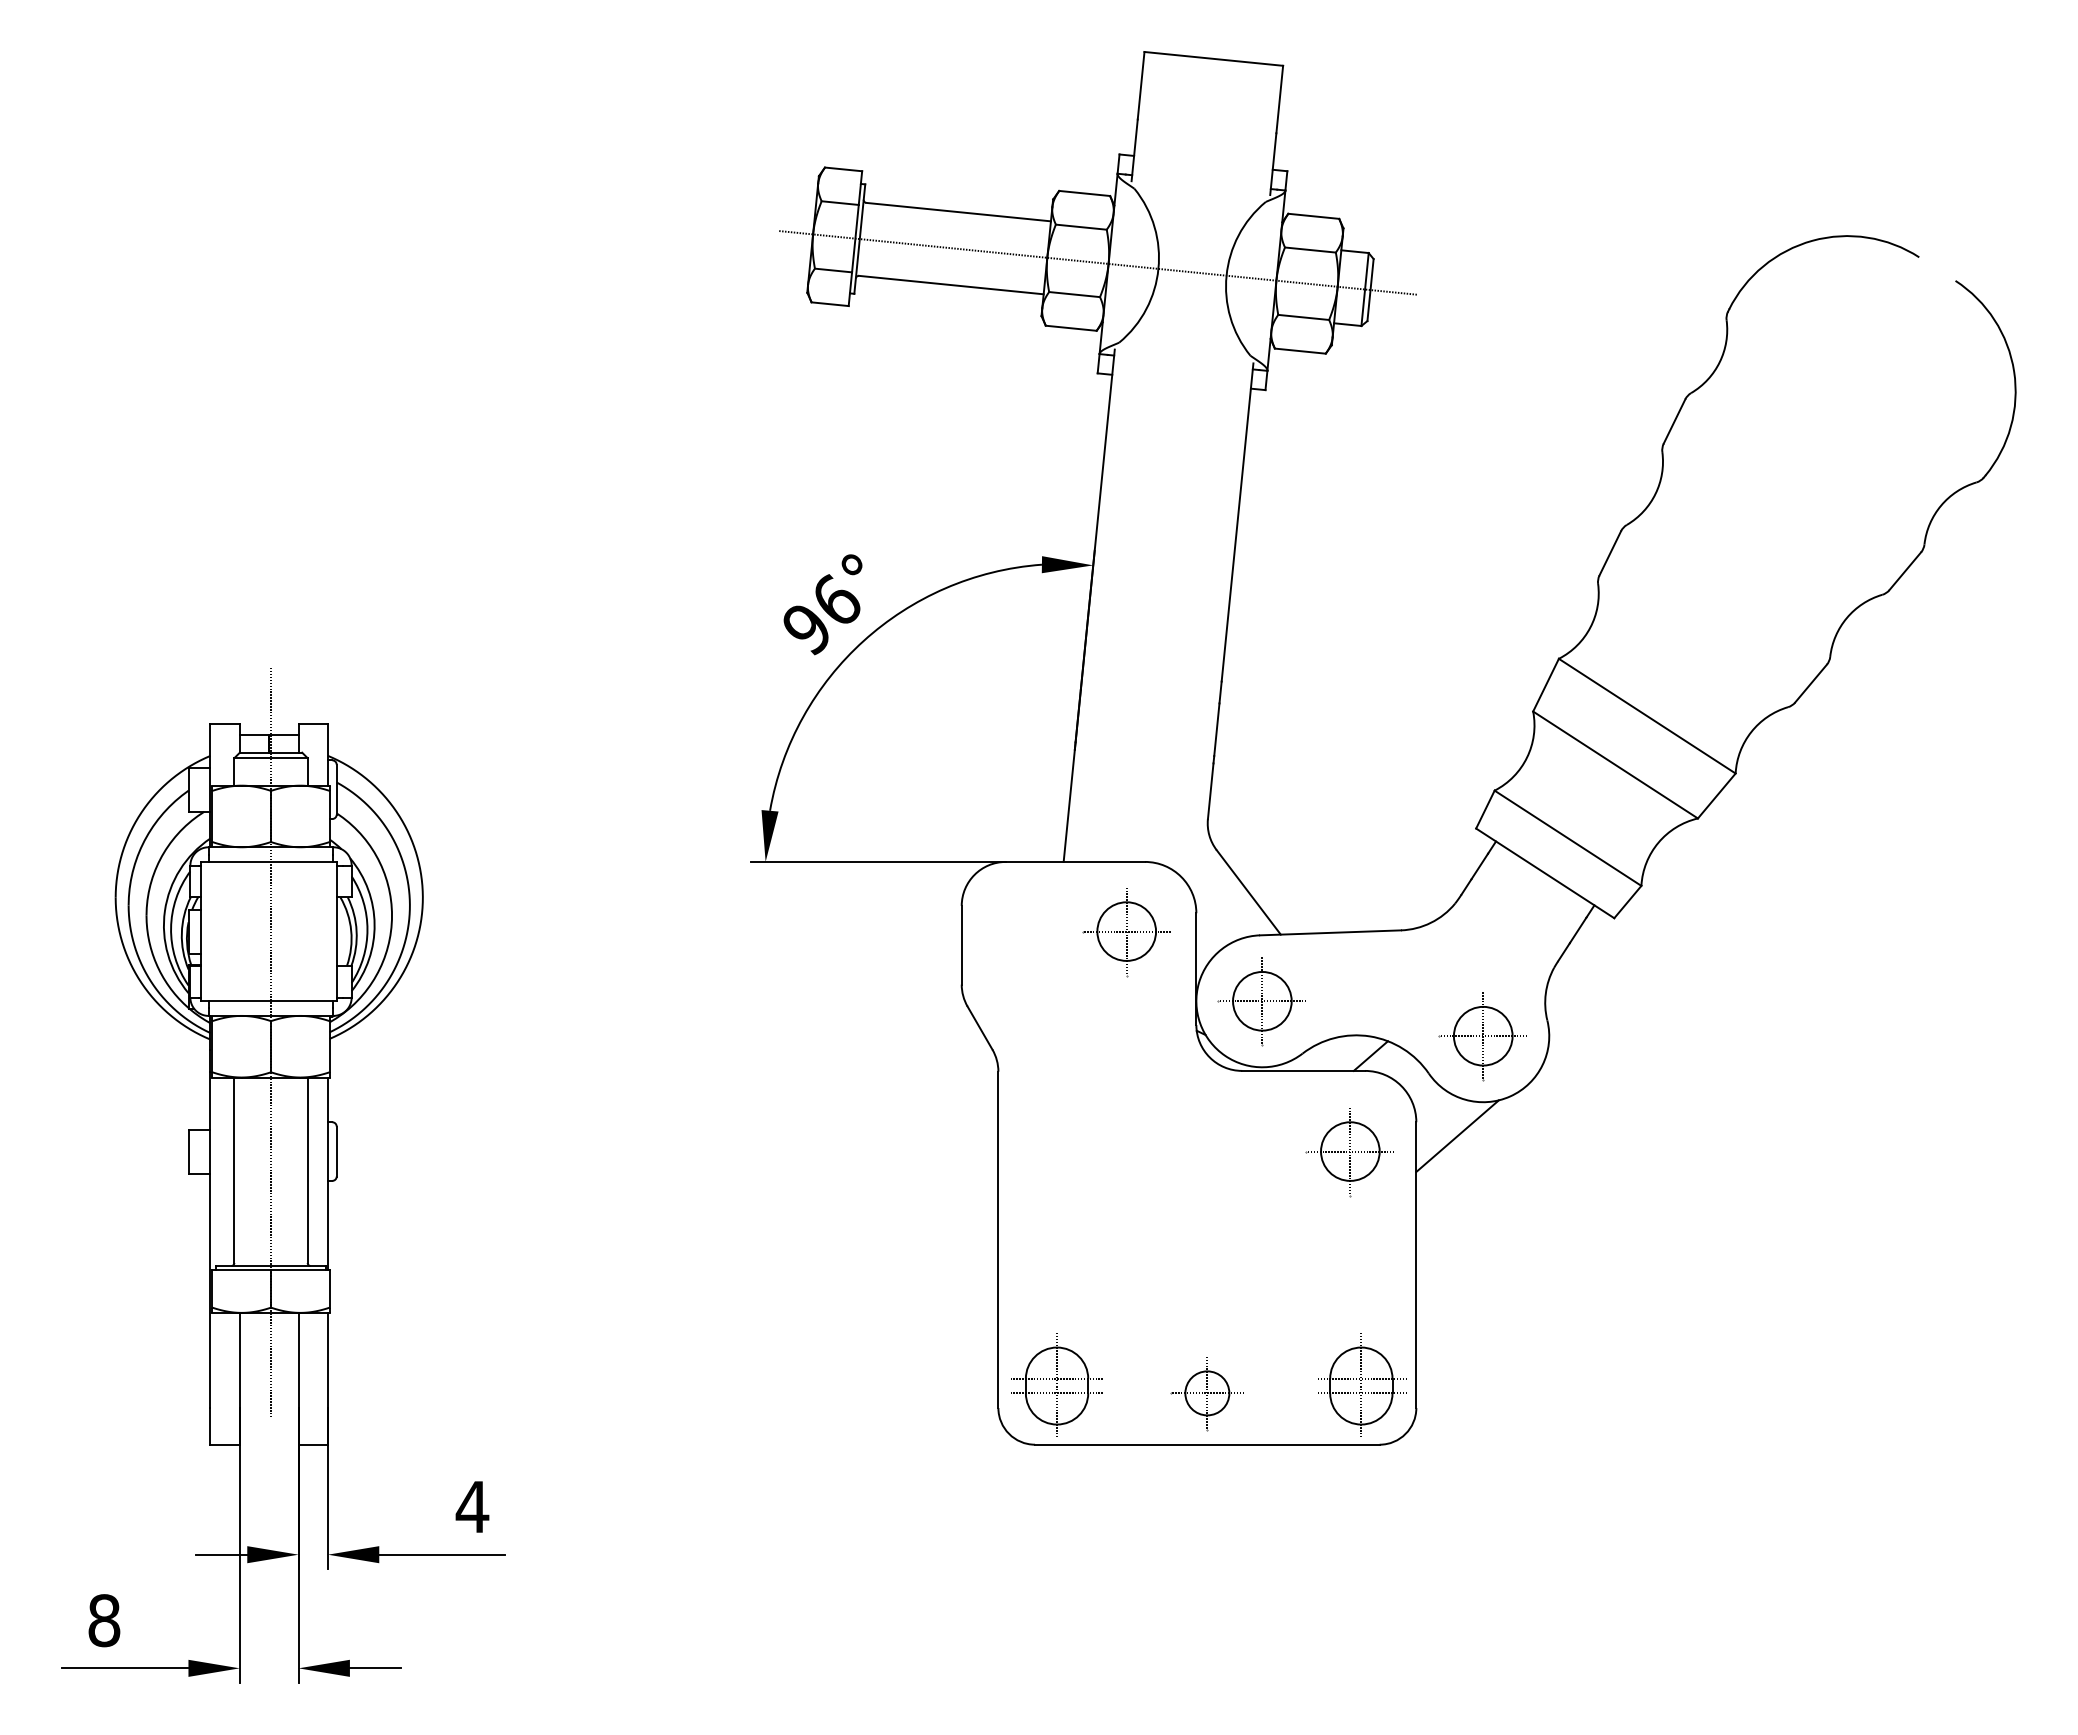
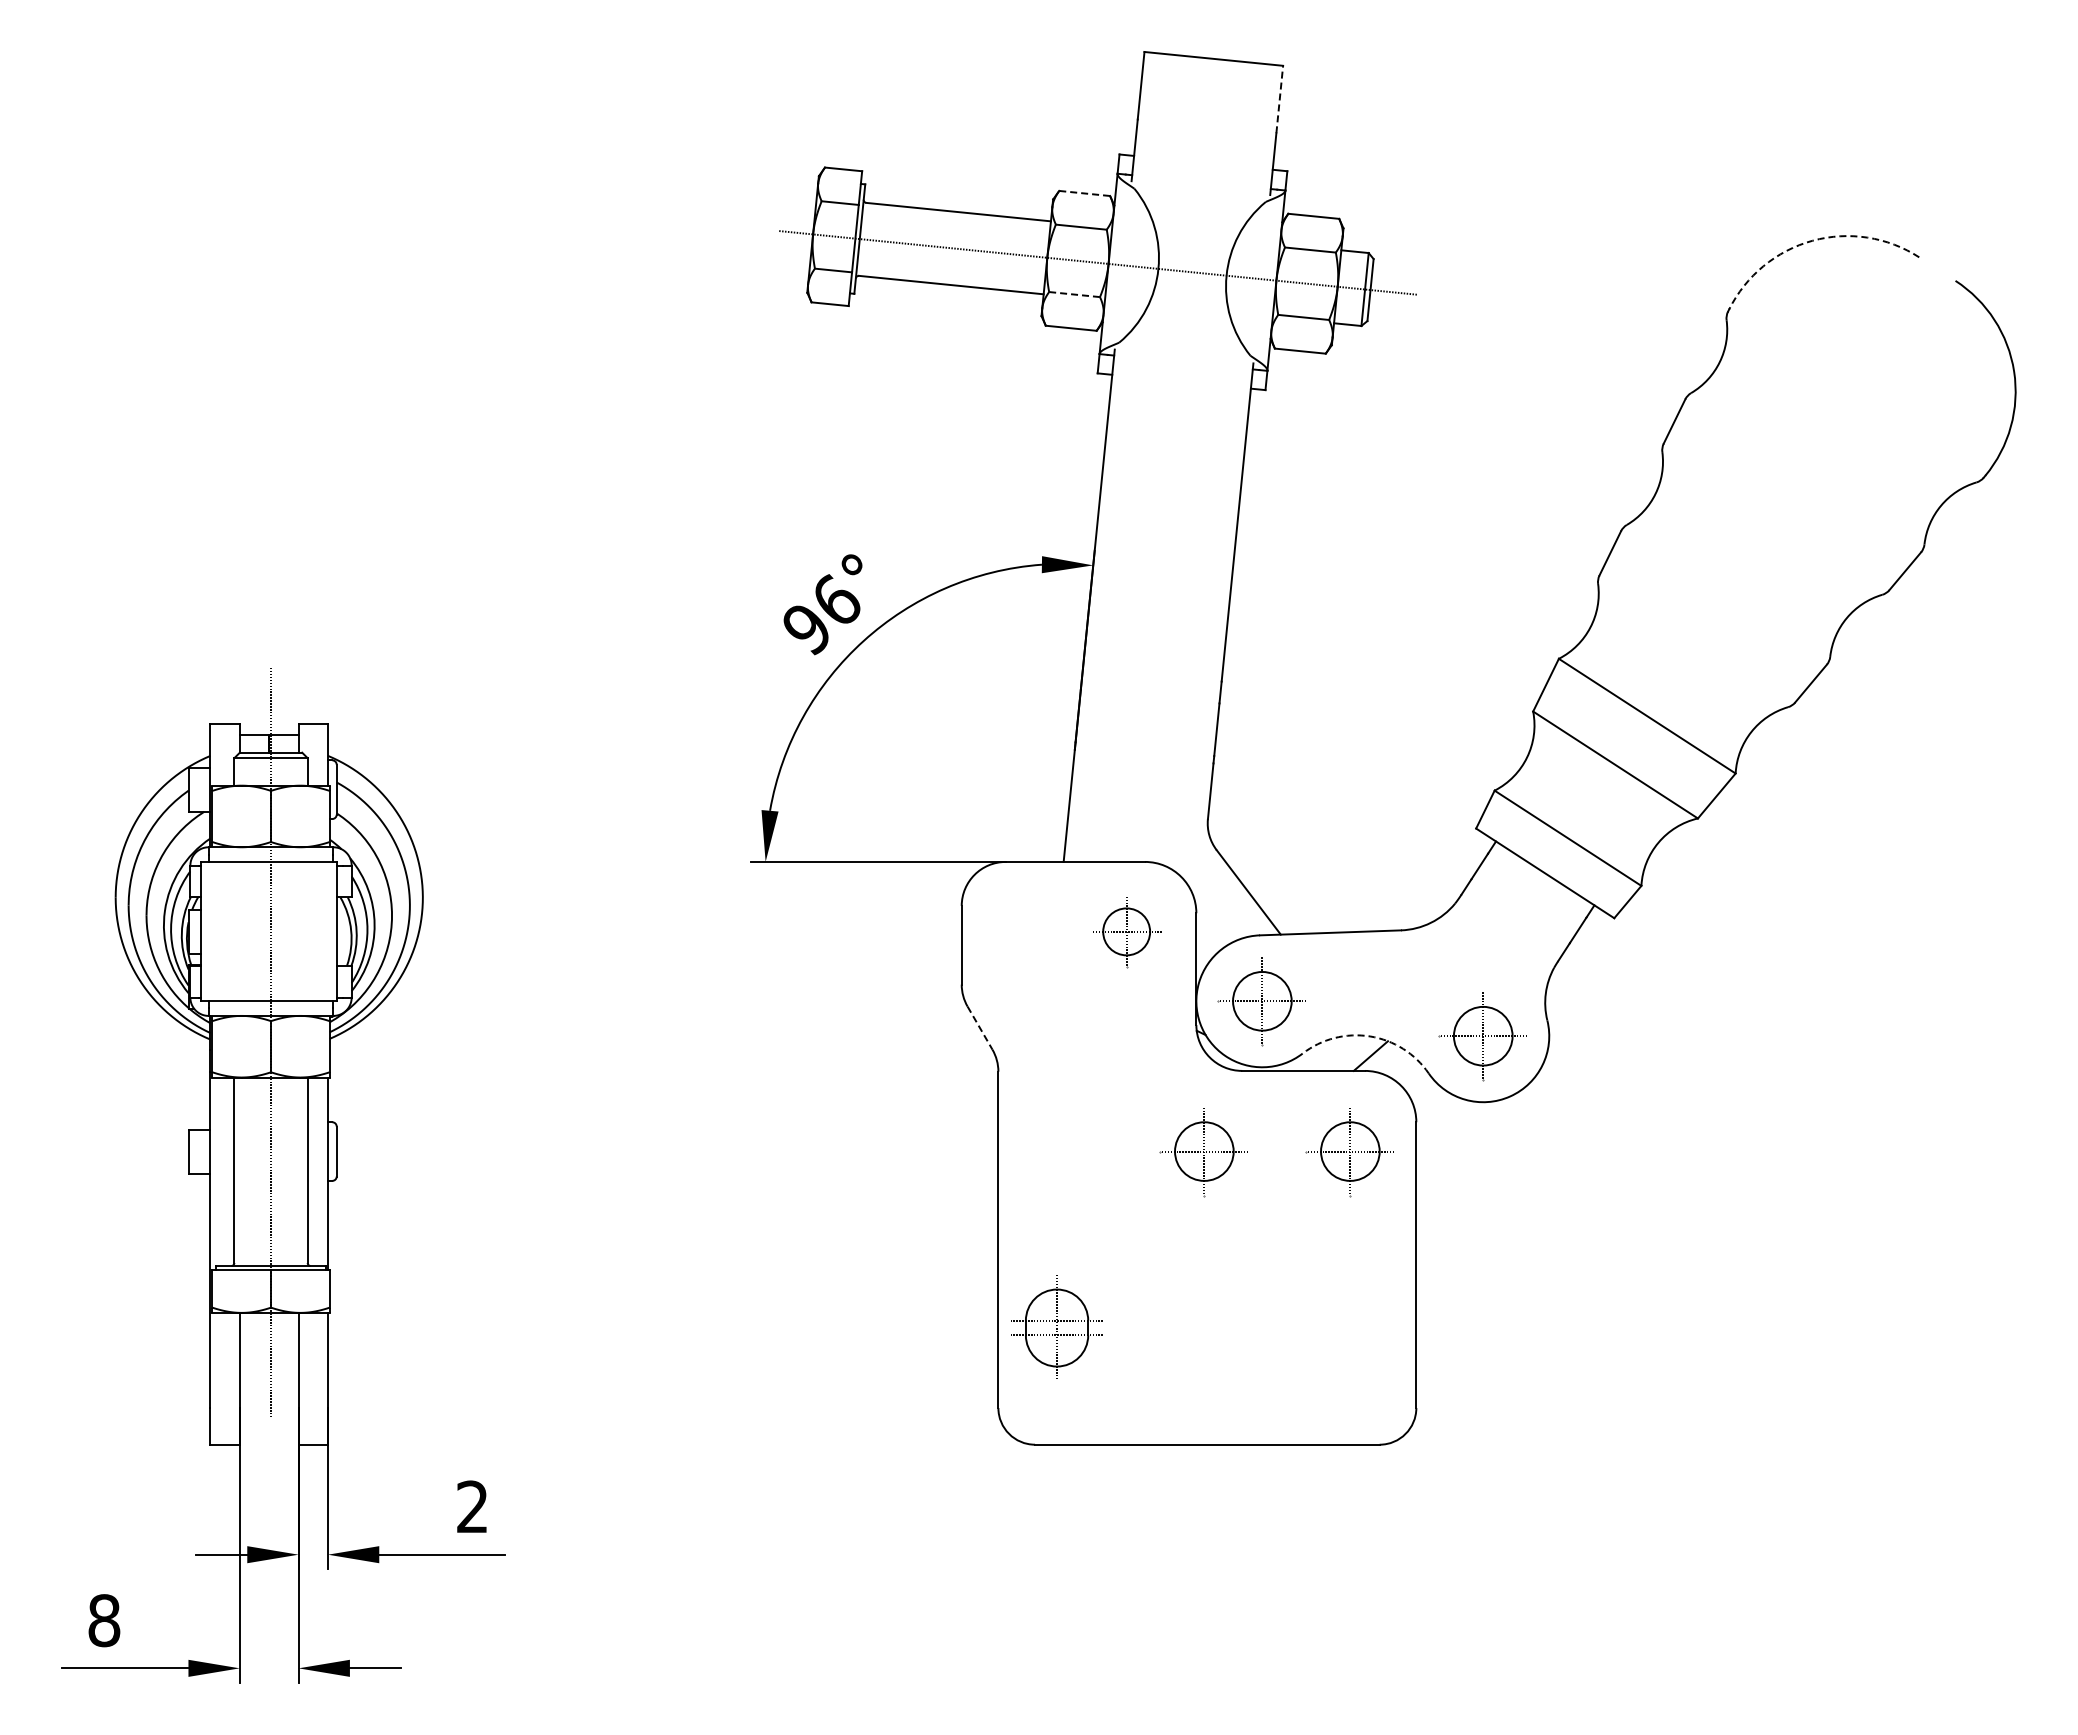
line: solid -> dashed (1279, 99)
line: solid -> dashed (1084, 193)
arc: solid -> dashed (1812, 240)
line: solid -> dashed (1074, 294)
part size: 89x90 px -> 69x72 px (1127, 932)
line: solid -> dashed (980, 1028)
arc: solid -> dashed (1370, 1036)
line: present -> none (1457, 1135)
part: none -> present (1203, 1152)
part position: (1056, 1384) -> (1056, 1326) (1056, 1326)
part: present -> none (1362, 1384)
part: present -> none (1206, 1394)
text: 4 -> 2 (472, 1506)
